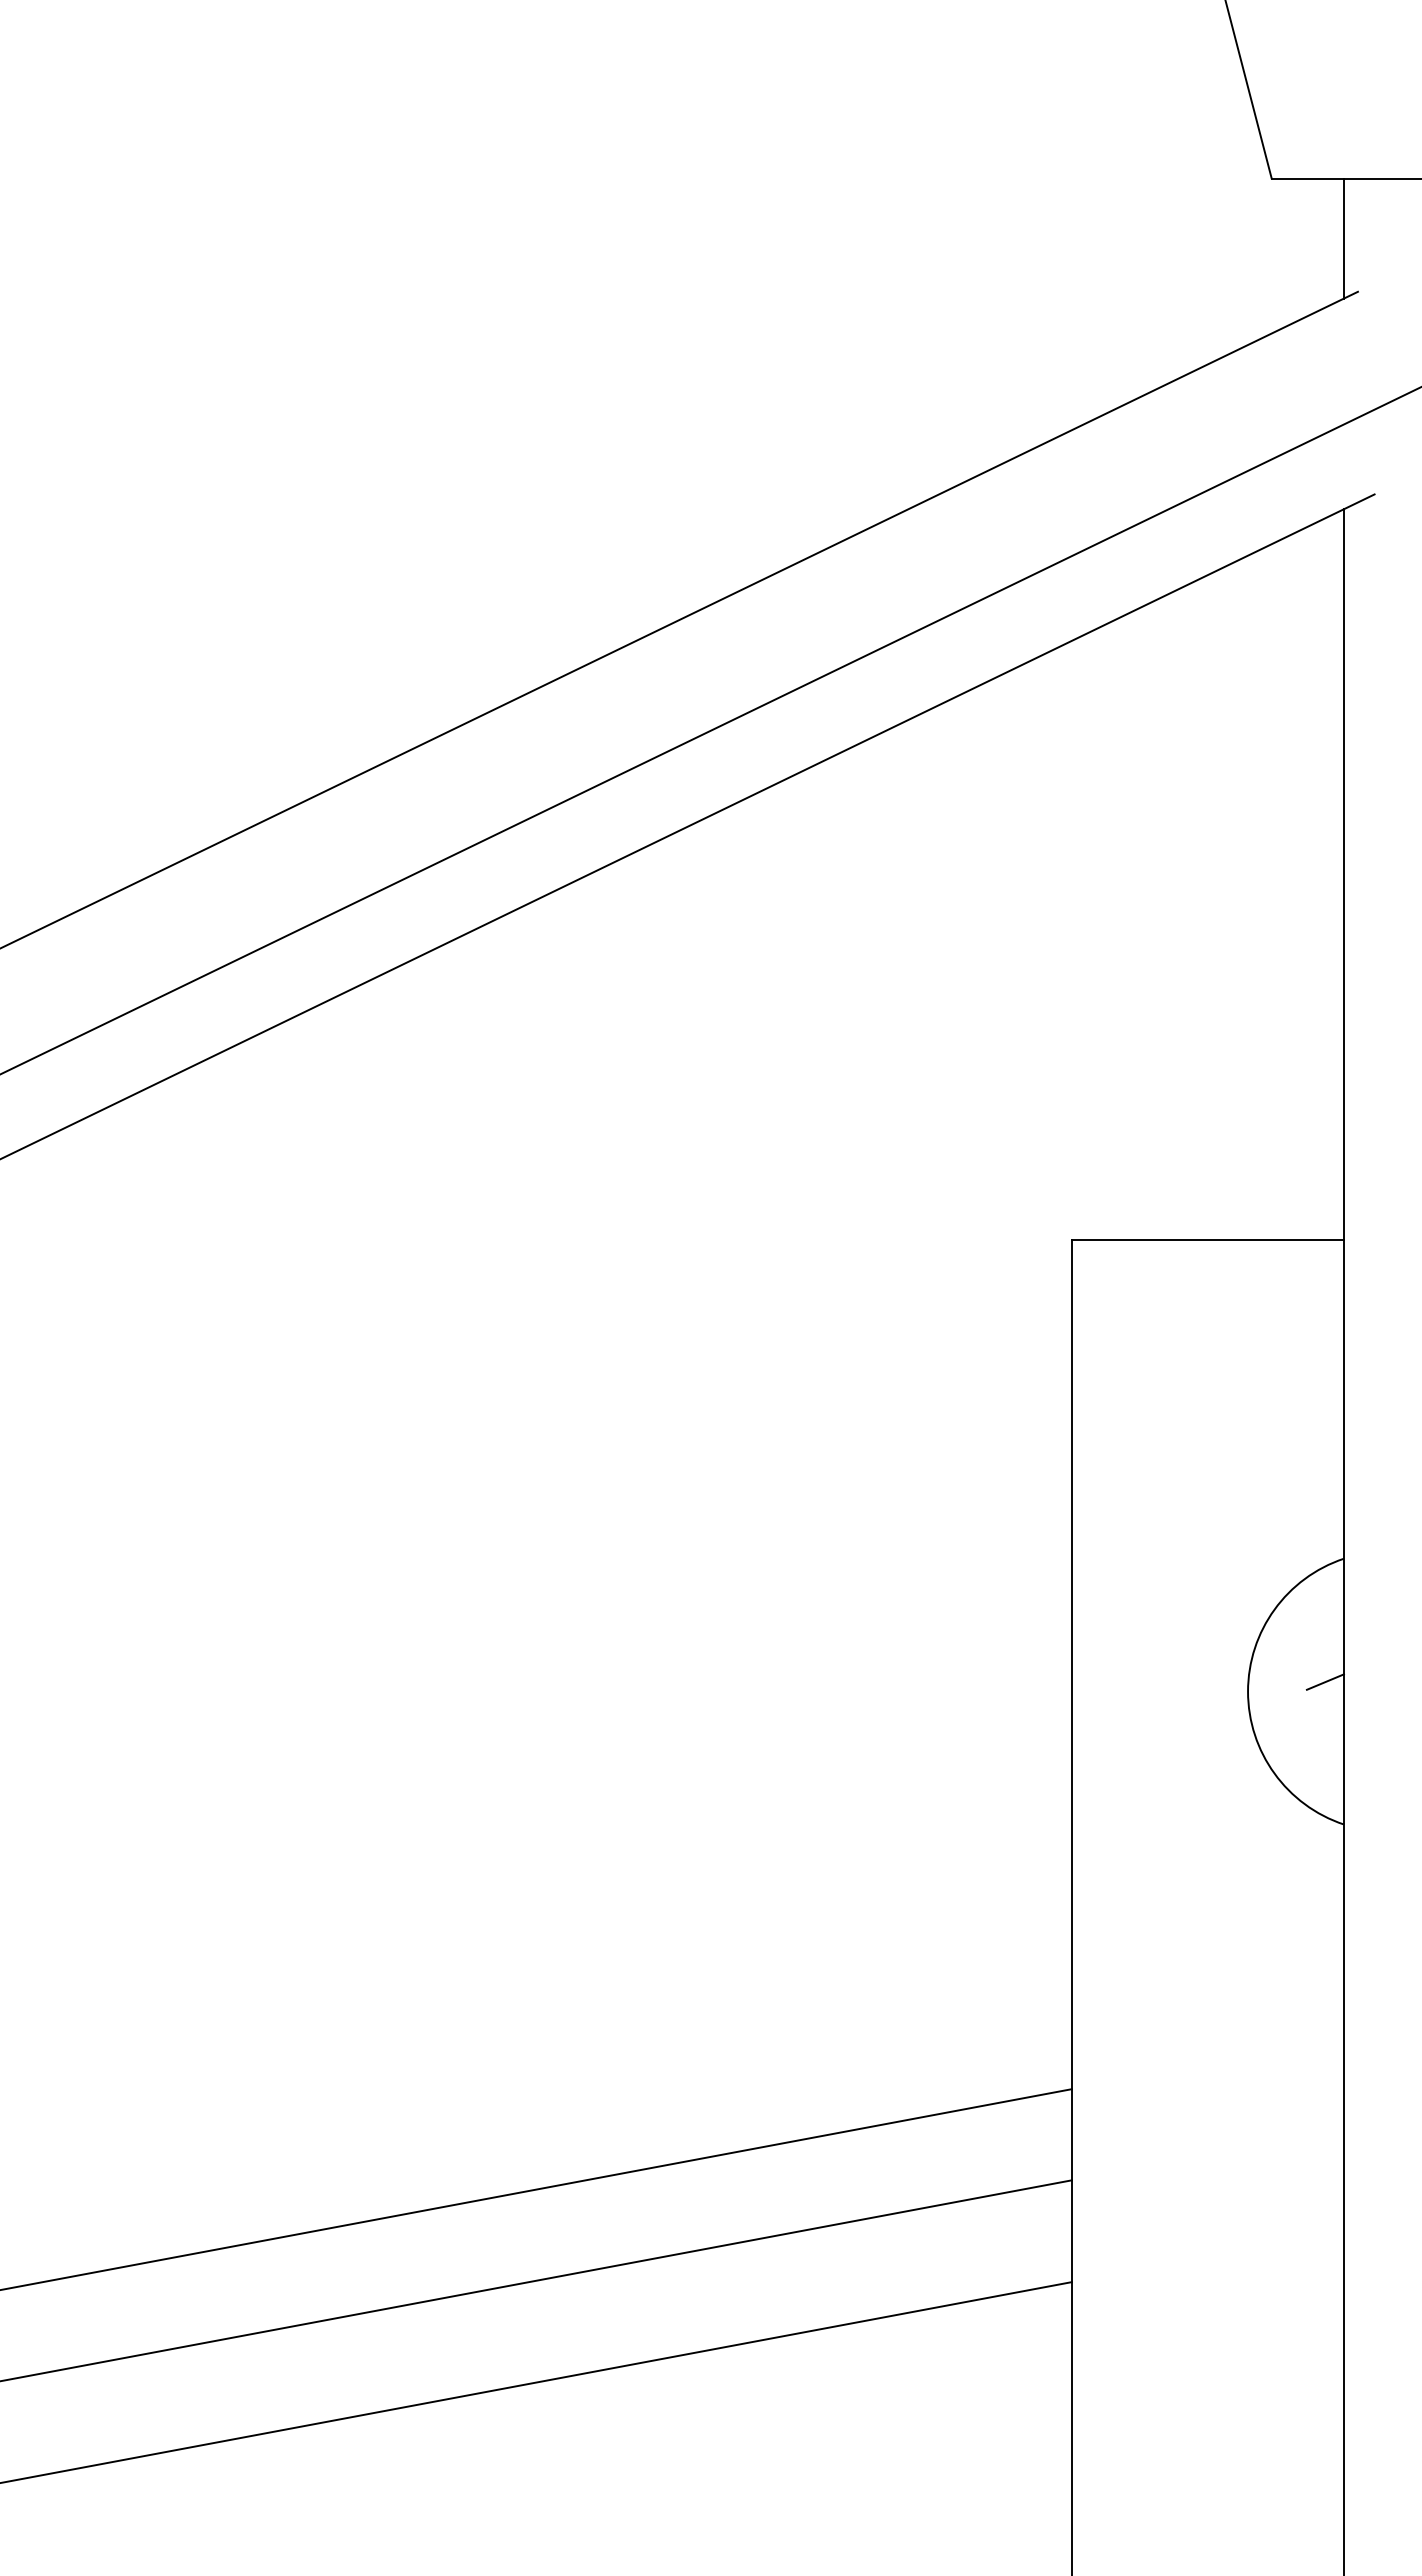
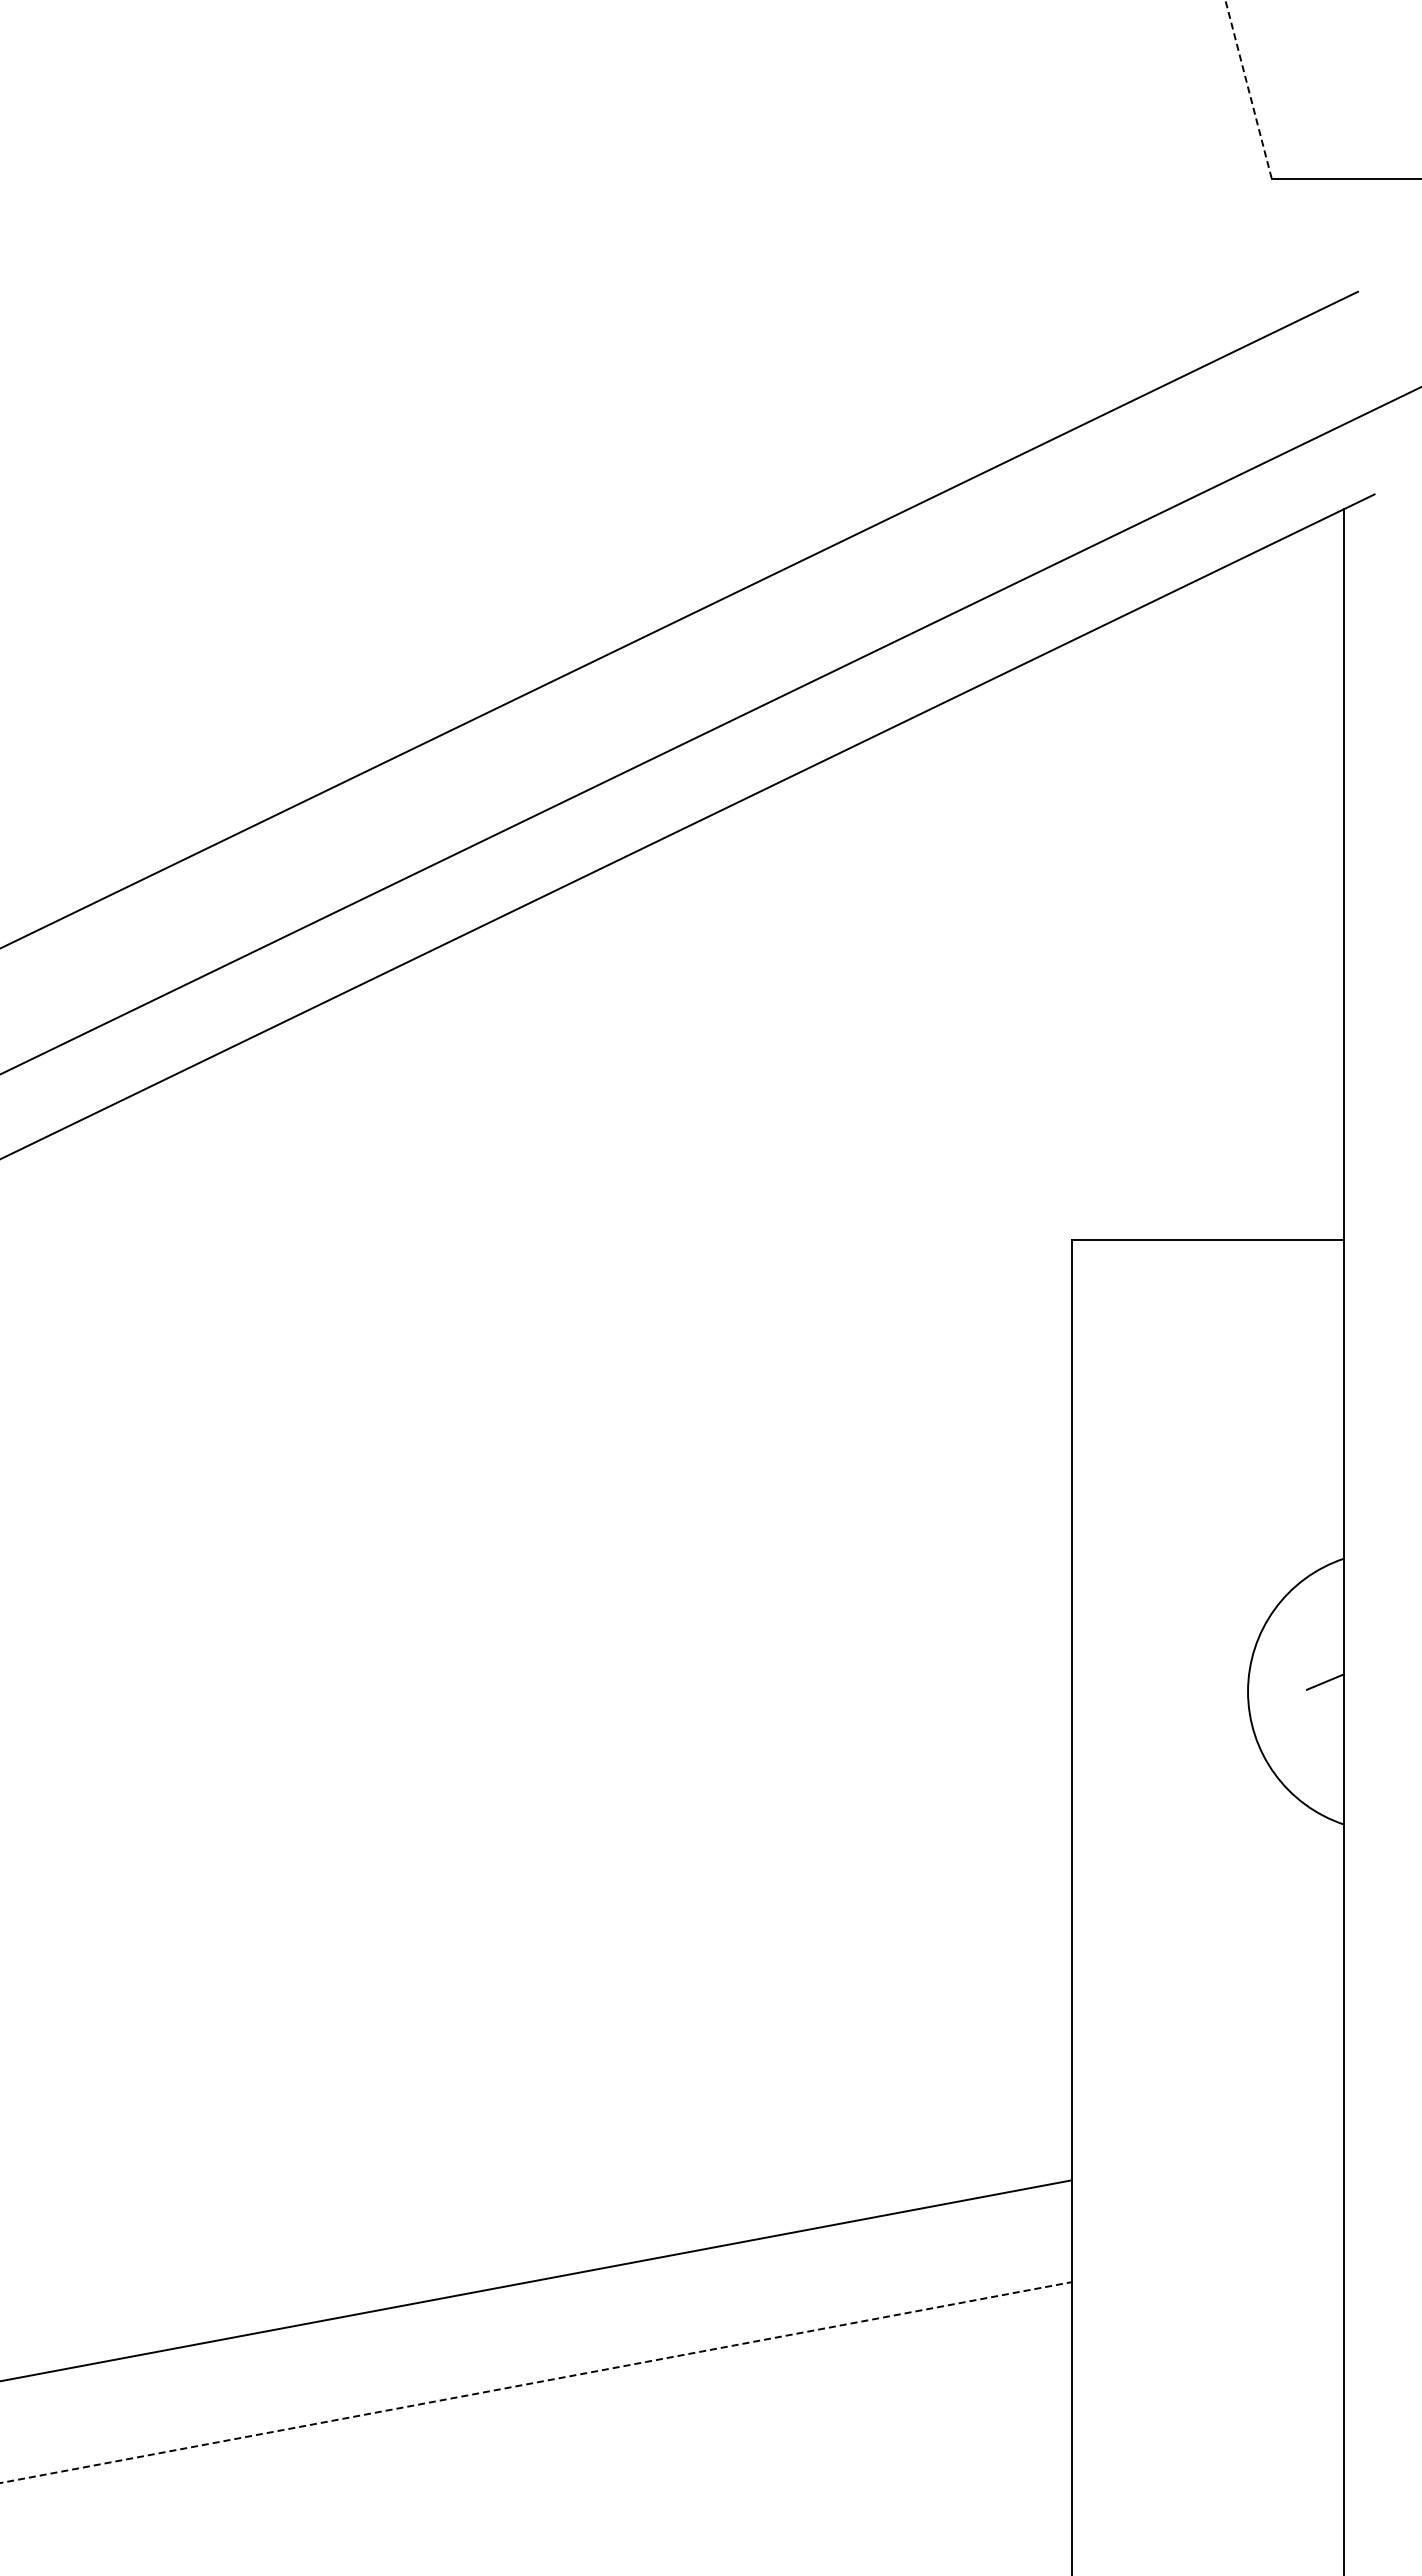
line: solid -> dashed (1248, 89)
line: present -> none (1343, 238)
line: present -> none (536, 2189)
line: solid -> dashed (536, 2382)
